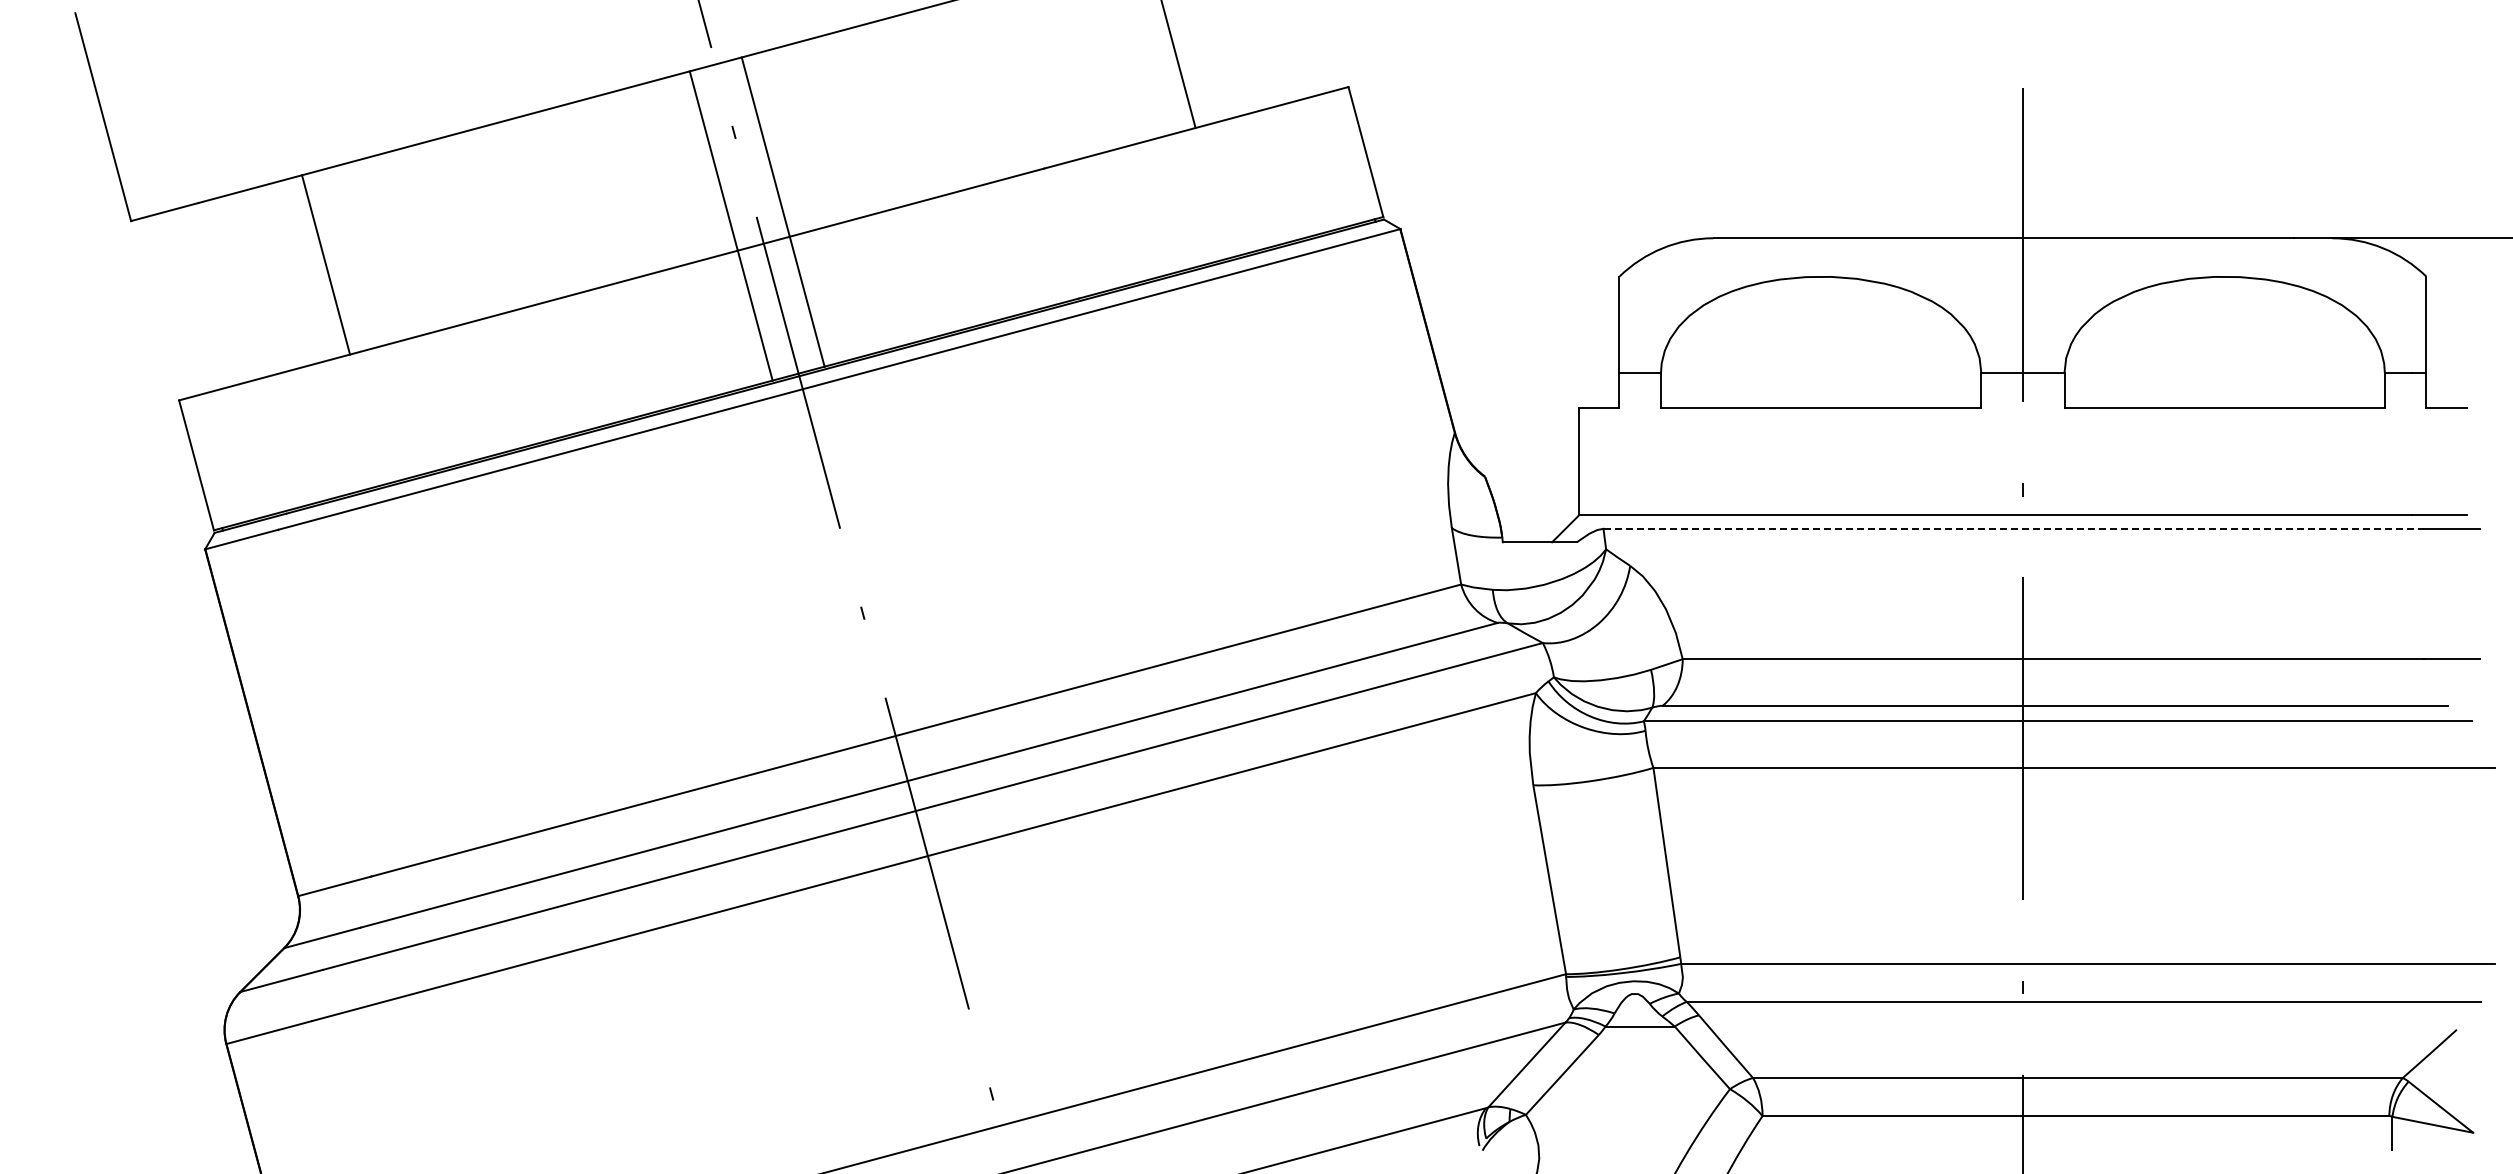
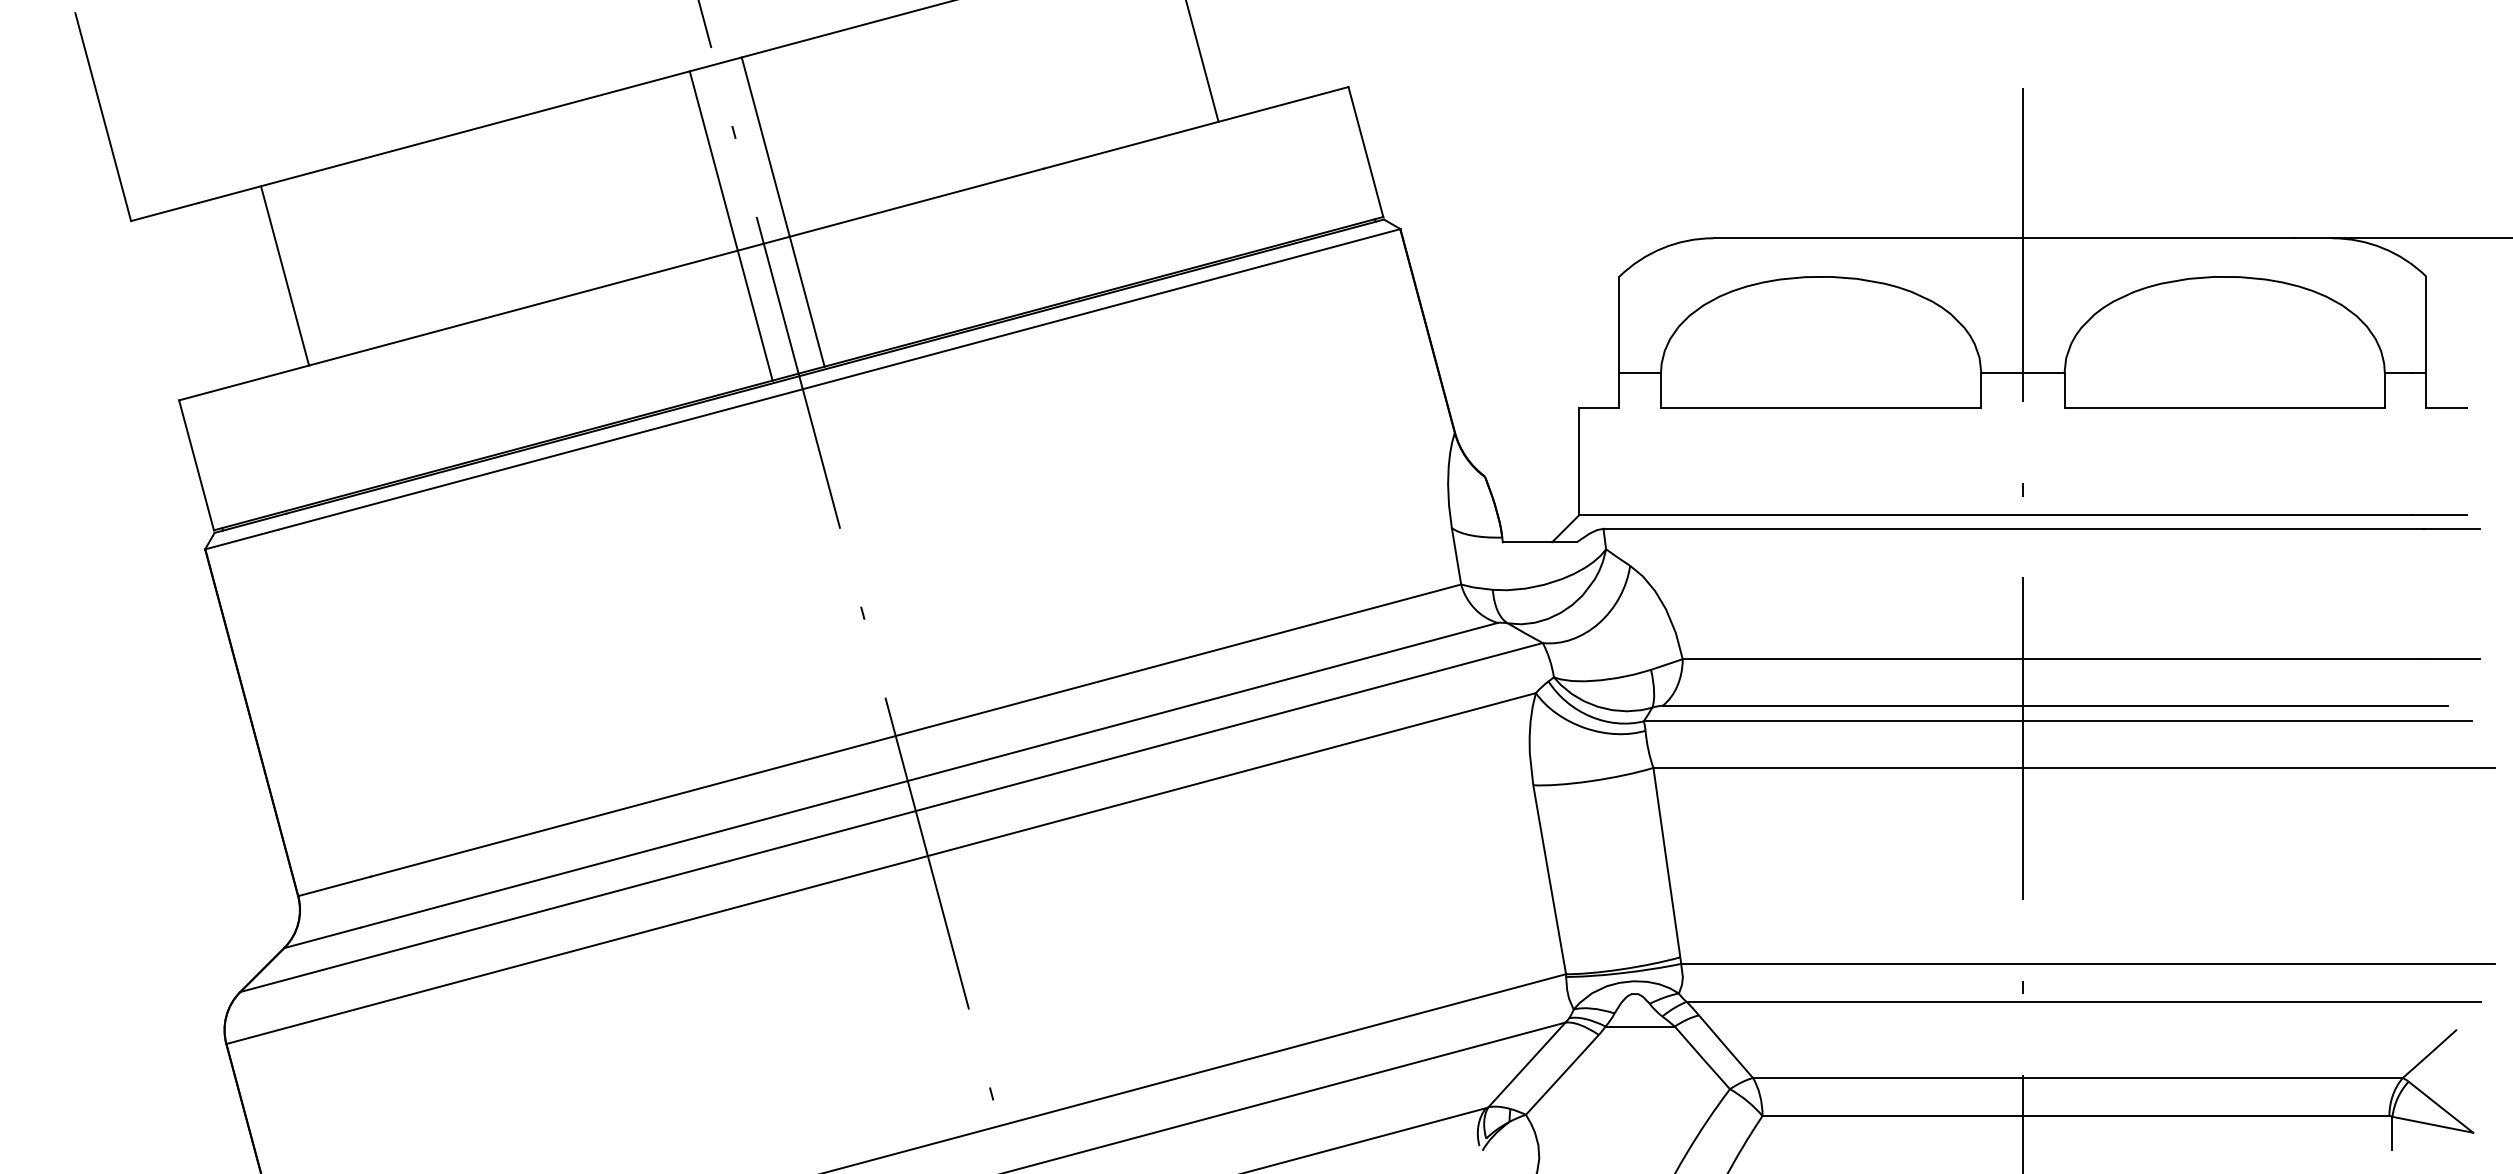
line position: (1178, 64) -> (1202, 61) (1202, 61)
line position: (326, 264) -> (285, 275) (285, 275)
line: dashed -> solid (2014, 528)
